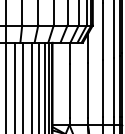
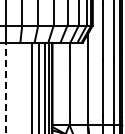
line: present -> none (14, 86)
line: present -> none (23, 86)
line: solid -> dashed (6, 87)
